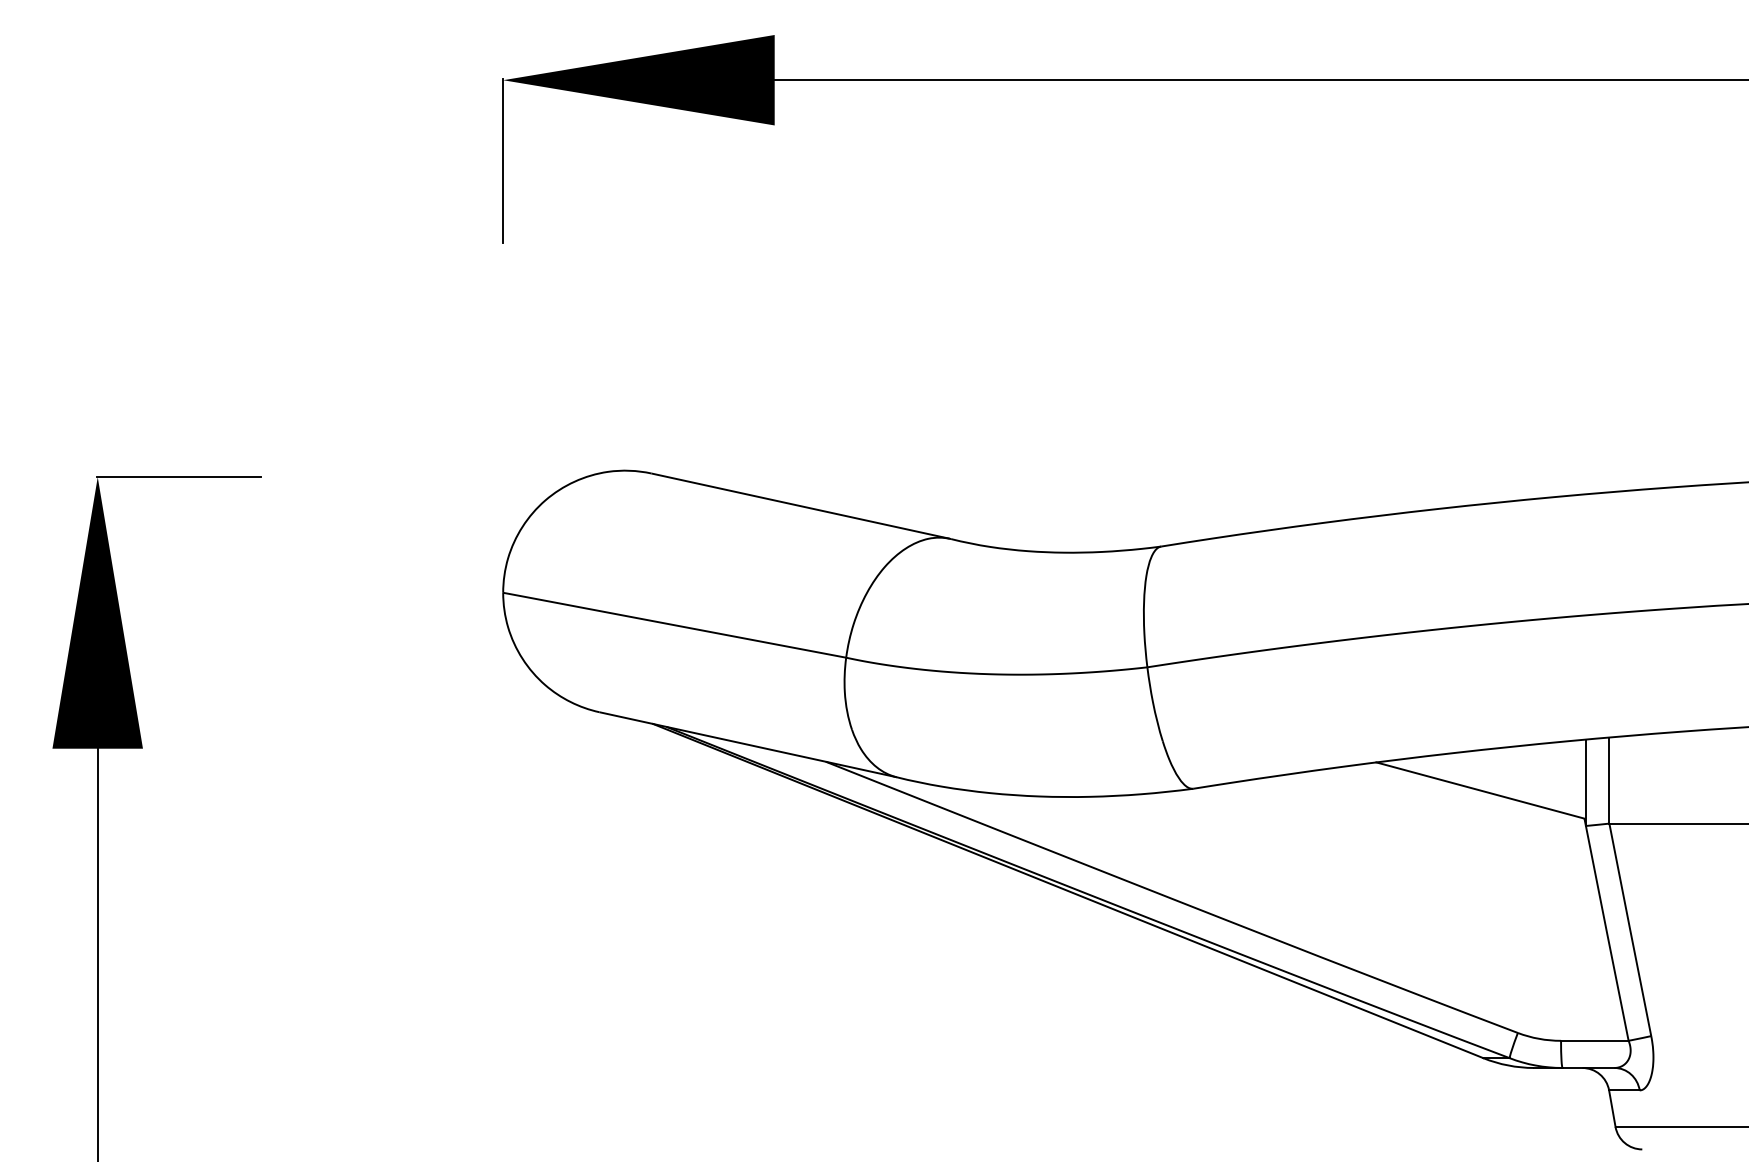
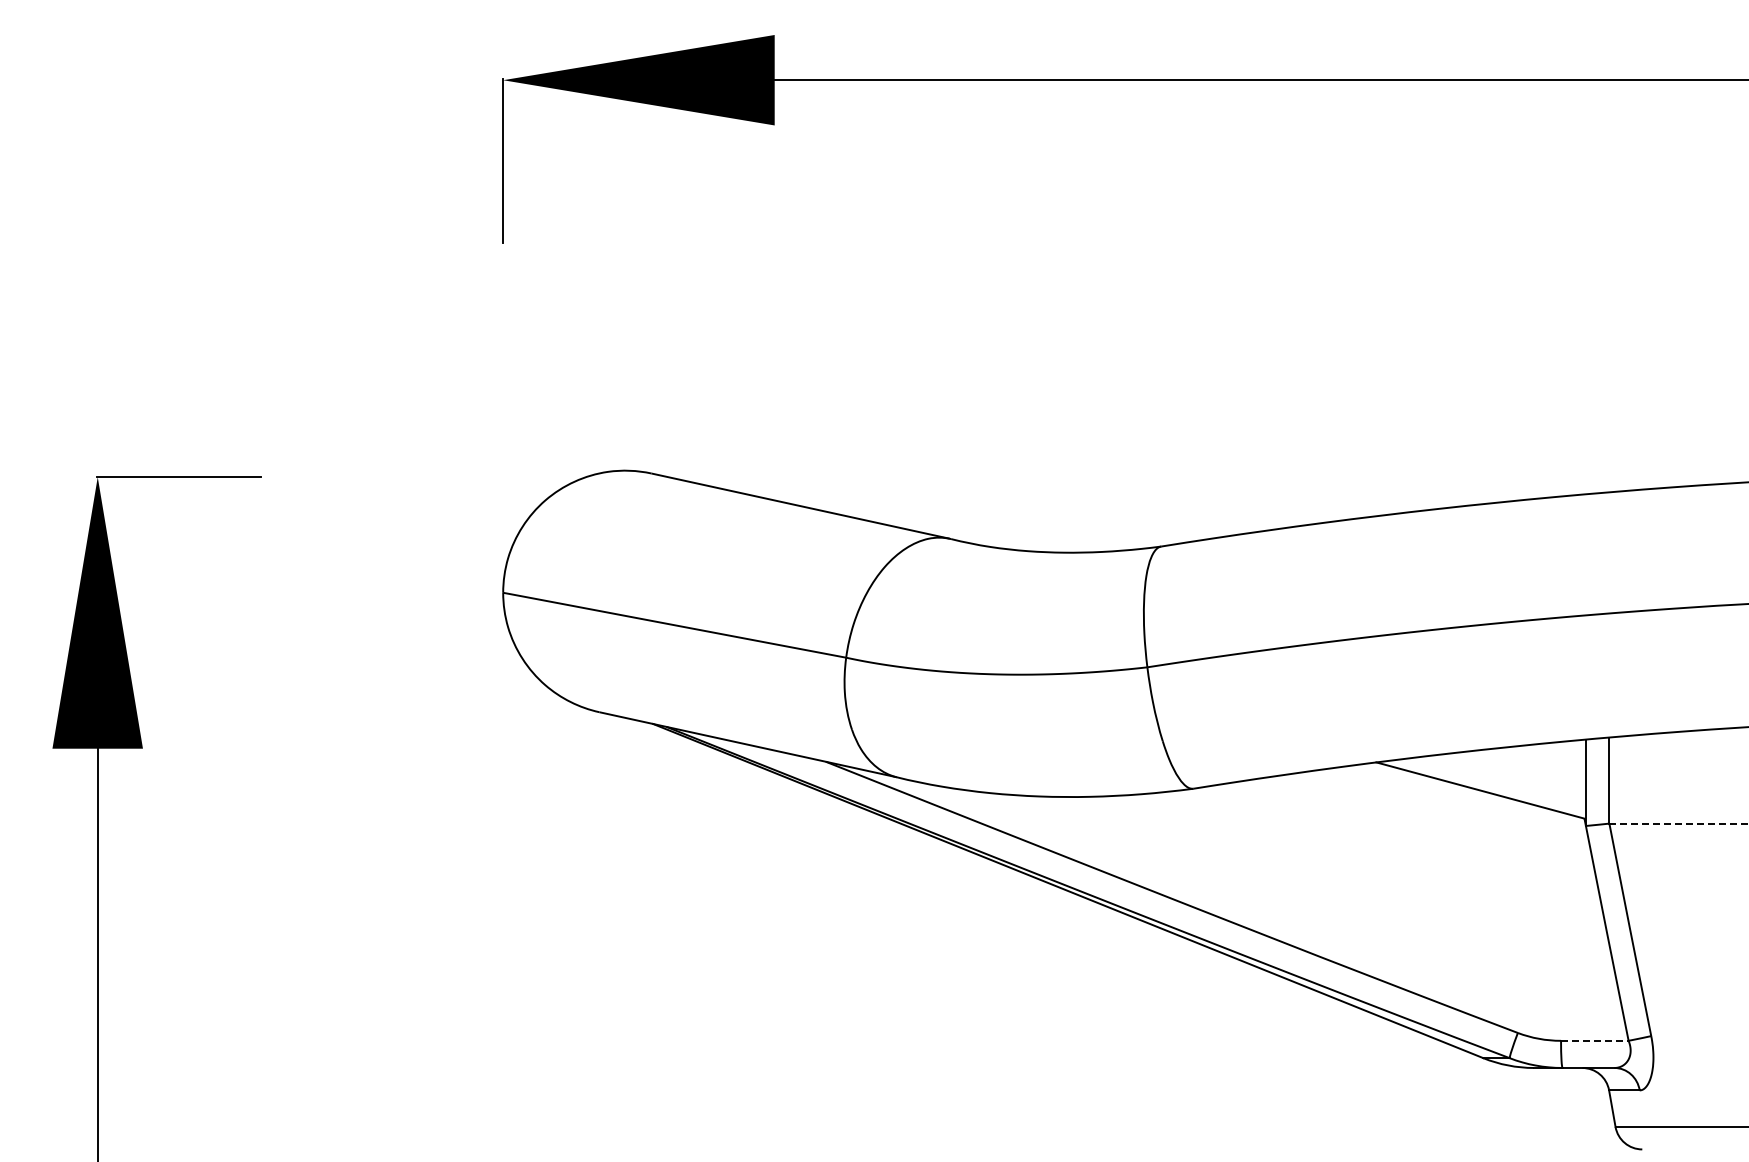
line: solid -> dashed (1679, 823)
line: solid -> dashed (1594, 1040)
